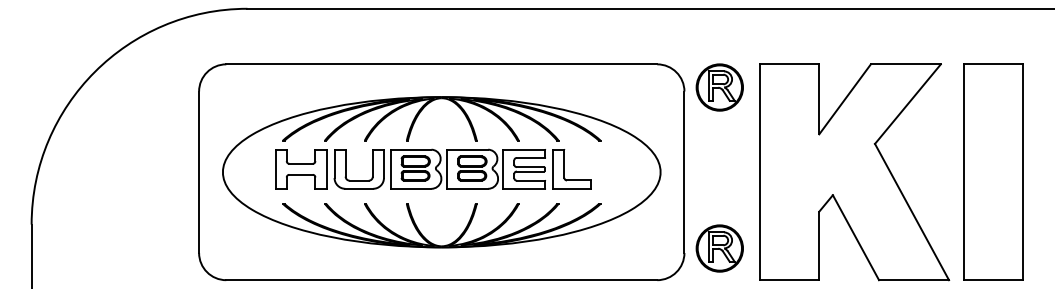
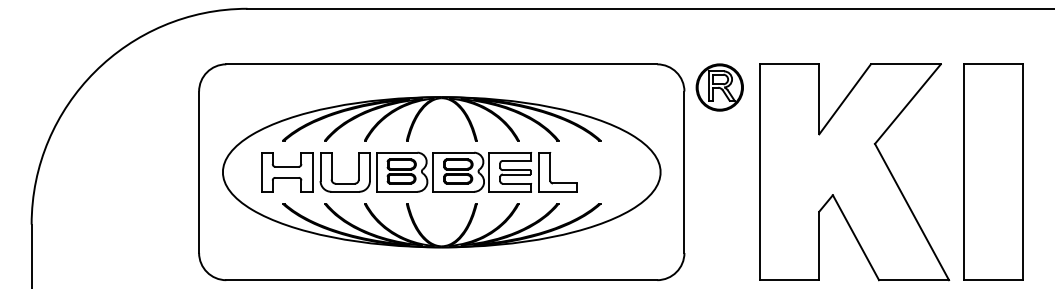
part position: (433, 168) -> (419, 171) (419, 171)
part: present -> none (719, 248)
